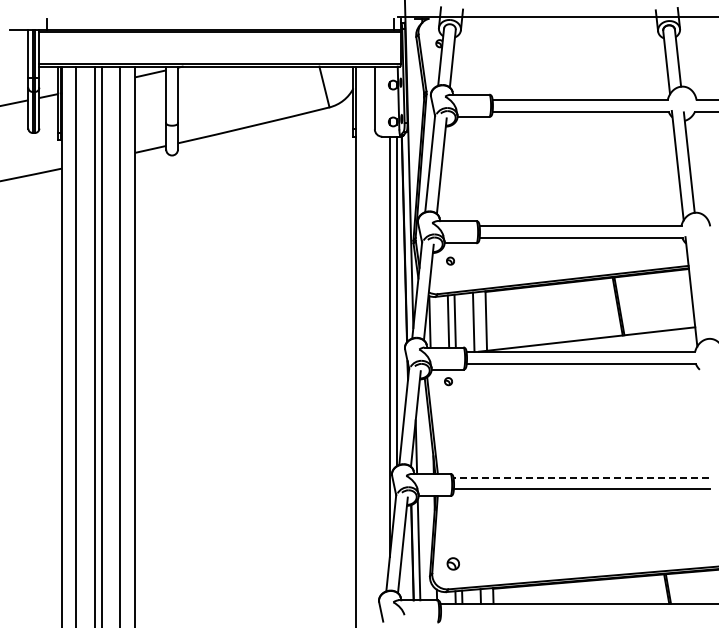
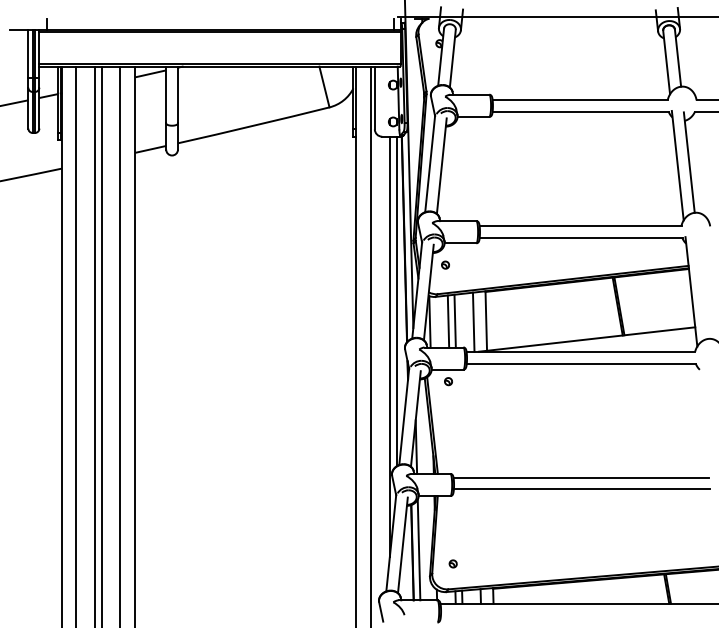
part position: (450, 260) -> (445, 264) (445, 264)
line: none -> present (371, 345)
line: dashed -> solid (581, 477)
part size: 14x14 px -> 10x10 px (452, 563)
